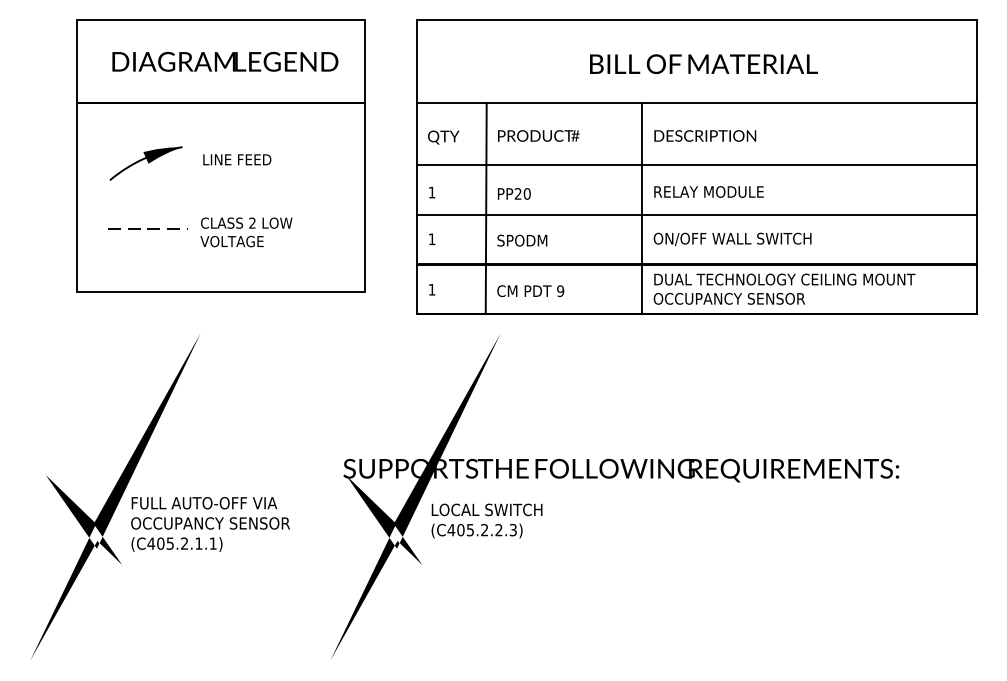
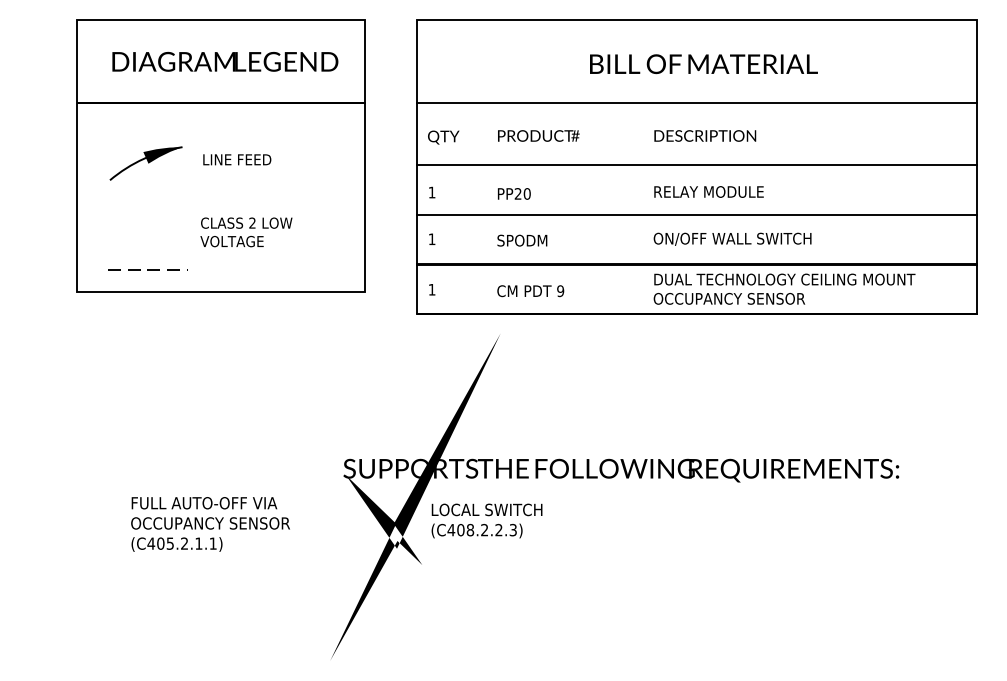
line: present -> none (485, 208)
line: present -> none (641, 208)
line position: (147, 228) -> (147, 269) (147, 269)
part: present -> none (115, 496)
text: (C405.2.2.3) -> (C408.2.2.3) (470, 529)
